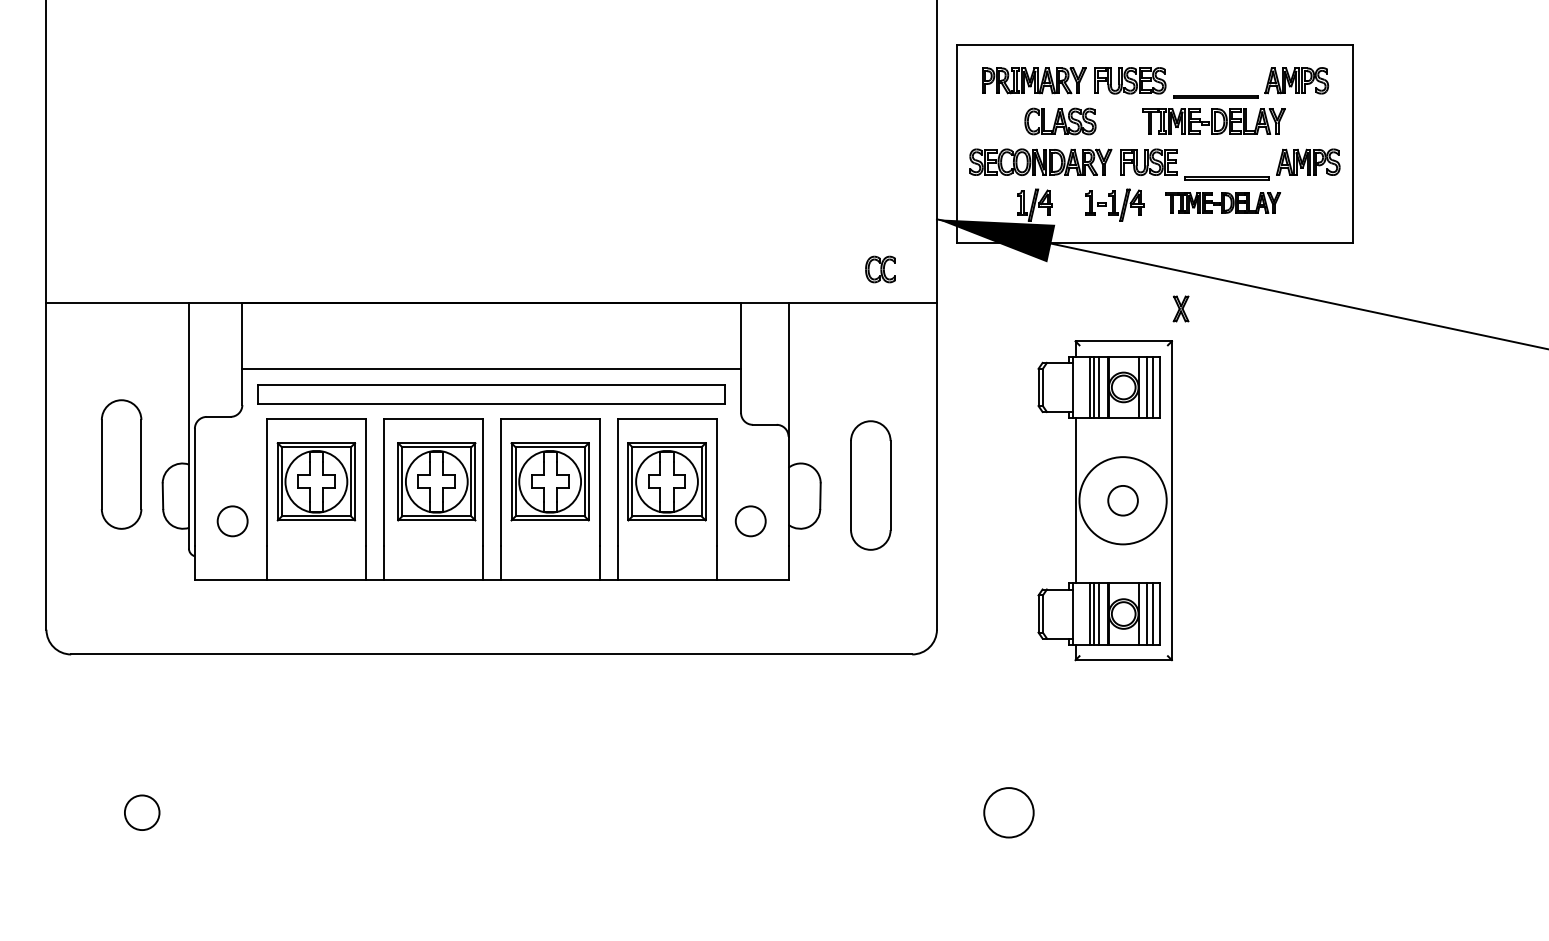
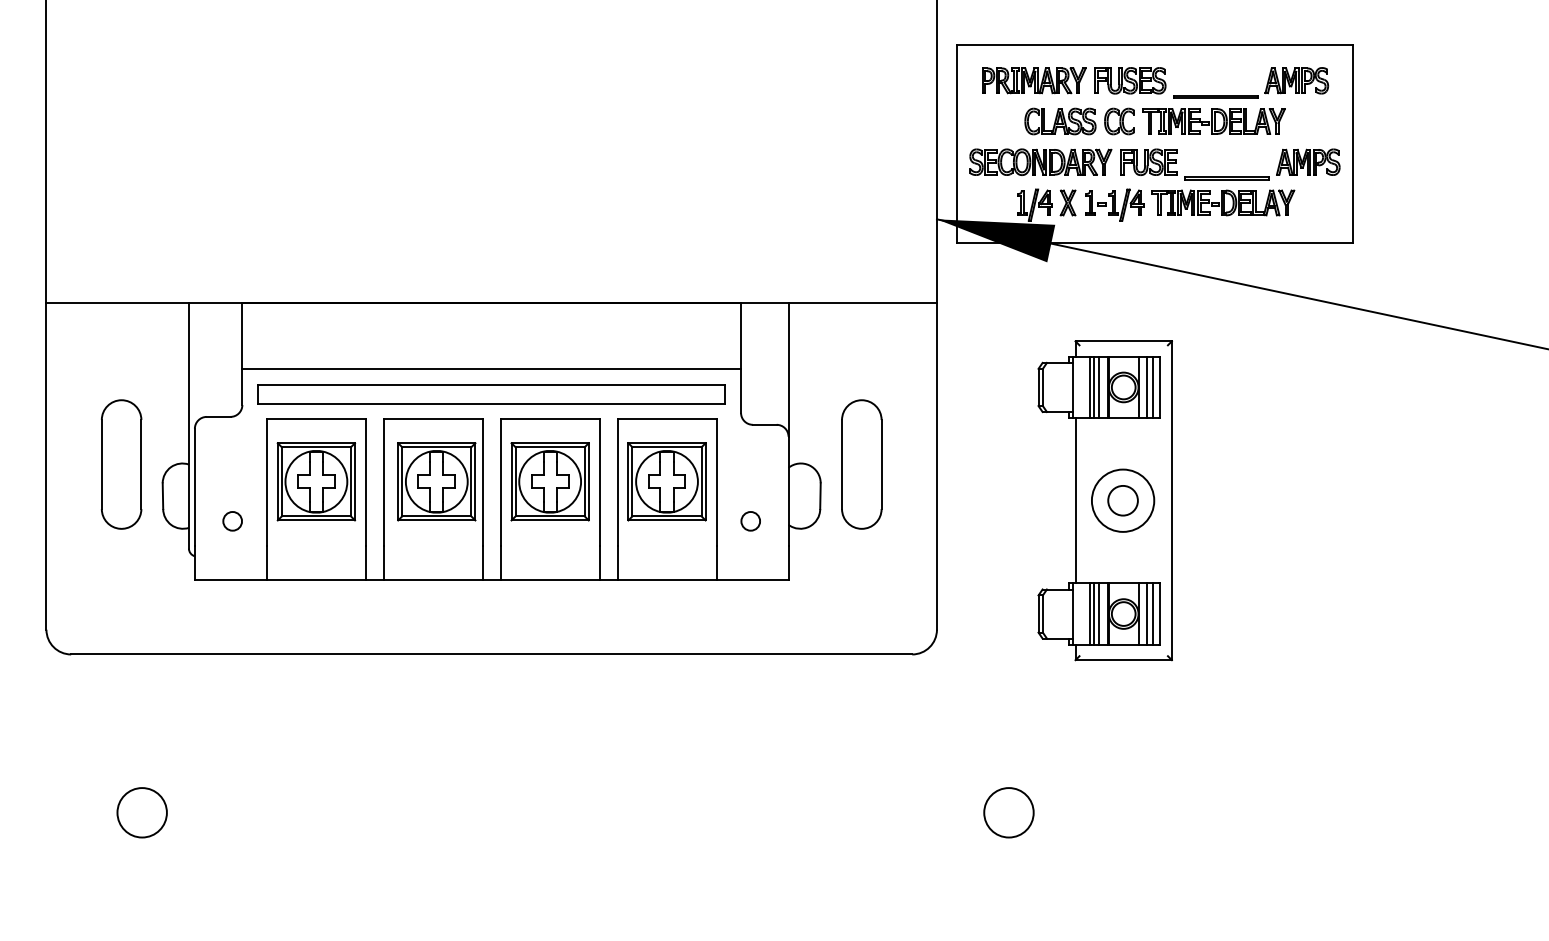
part size: 117x22 px -> 145x28 px (1223, 202)
part position: (880, 269) -> (1119, 121) (1119, 121)
part position: (1180, 308) -> (1067, 202) (1067, 202)
part position: (870, 485) -> (861, 464) (861, 464)
circle diameter: 87 px -> 62 px (1122, 500)
circle diameter: 30 px -> 19 px (232, 521)
circle diameter: 30 px -> 19 px (750, 521)
circle diameter: 35 px -> 49 px (141, 812)
